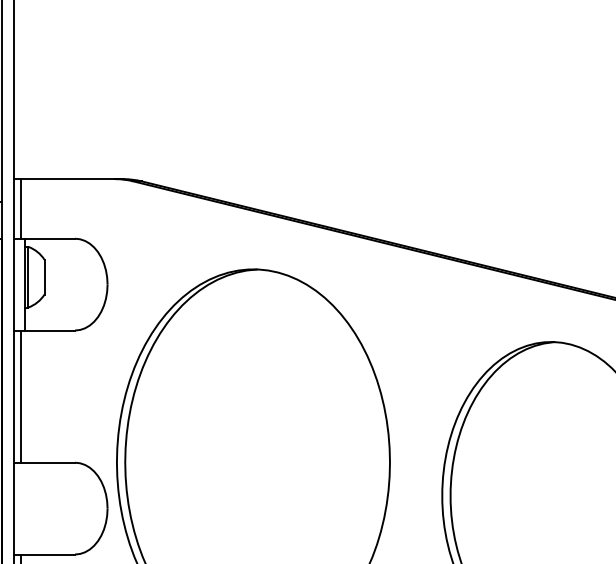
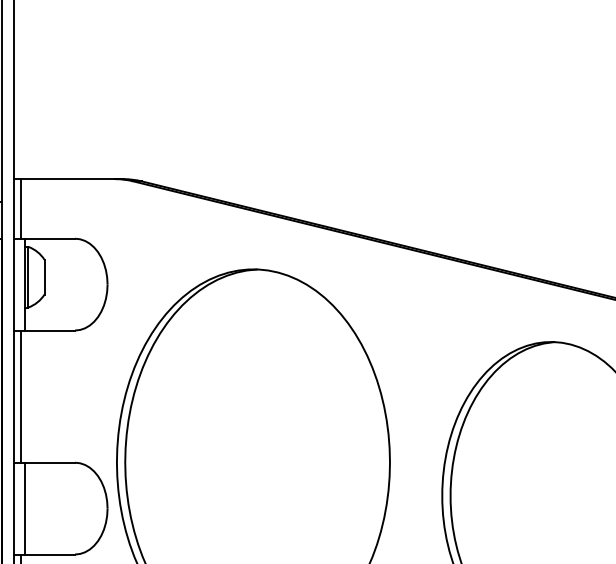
line: none -> present (25, 508)
